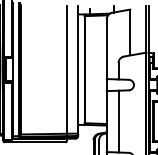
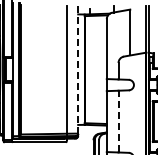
line: solid -> dashed (78, 69)
line: solid -> dashed (118, 121)
